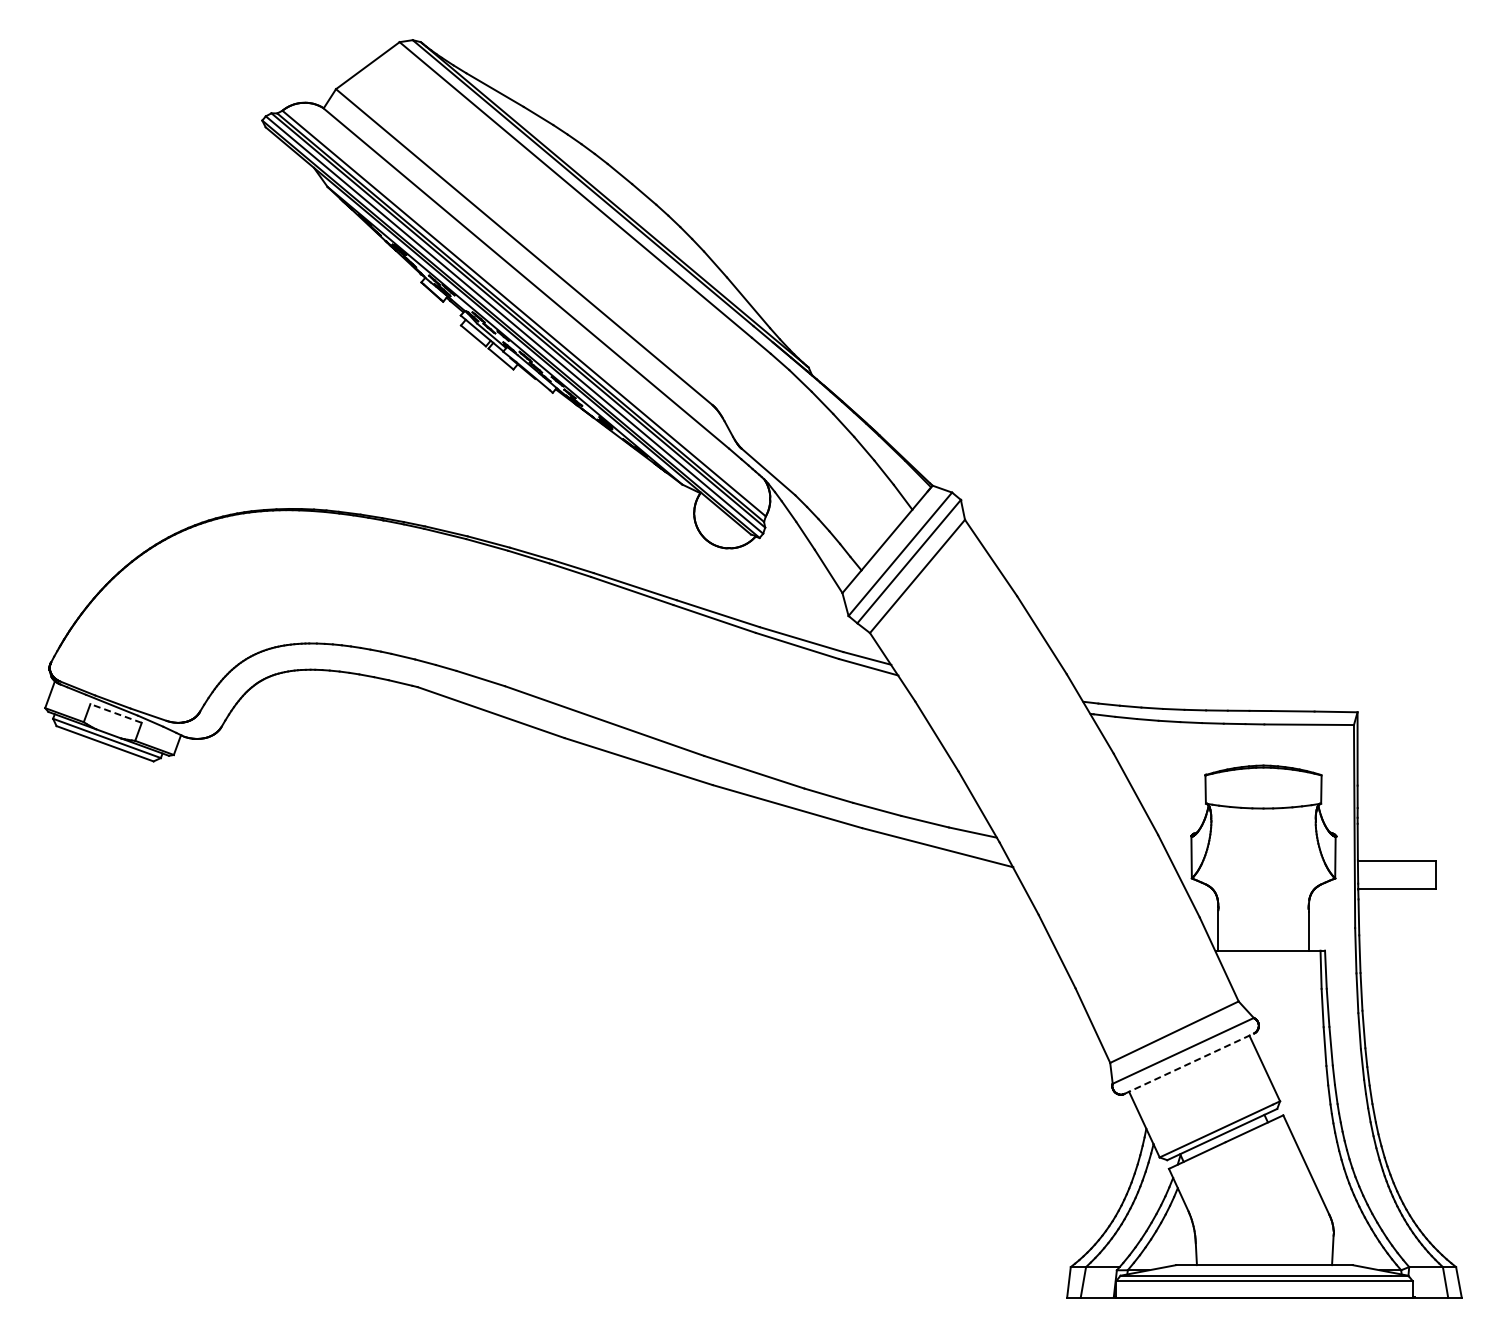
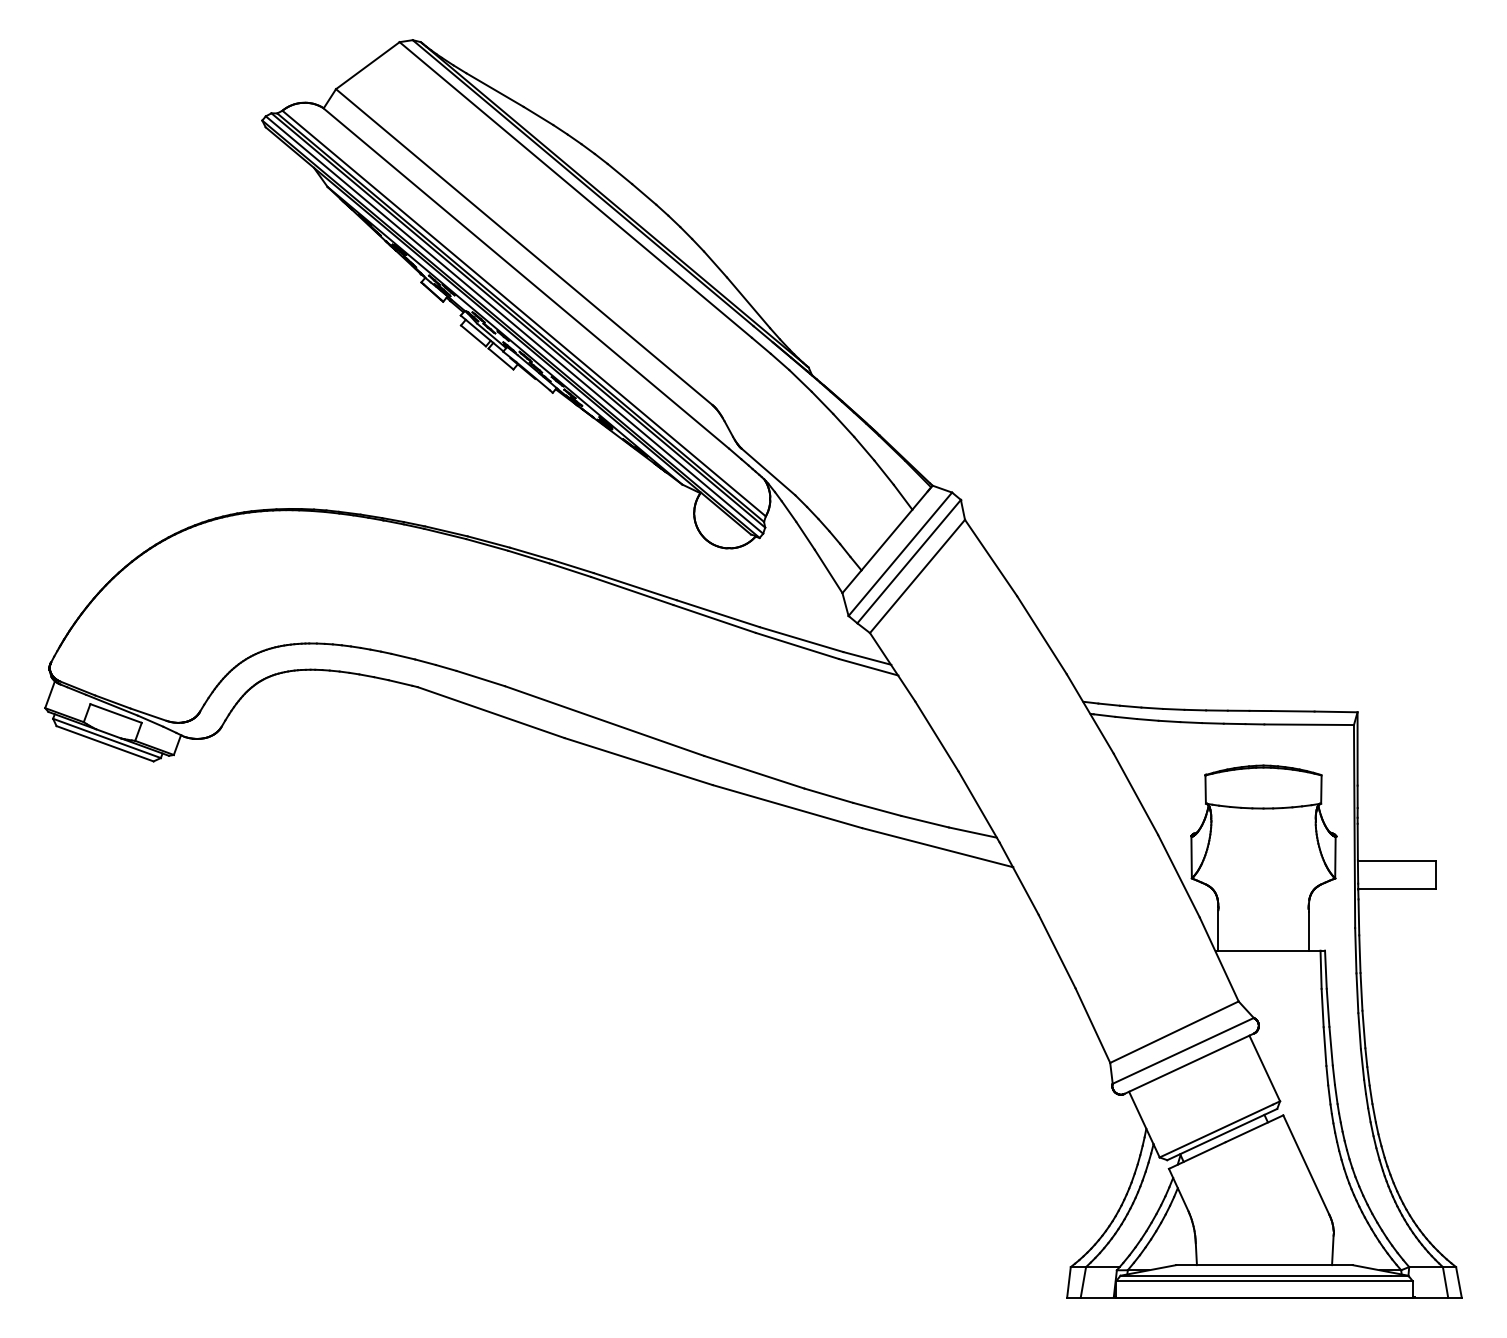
line: dashed -> solid (115, 713)
line: dashed -> solid (1189, 1063)
